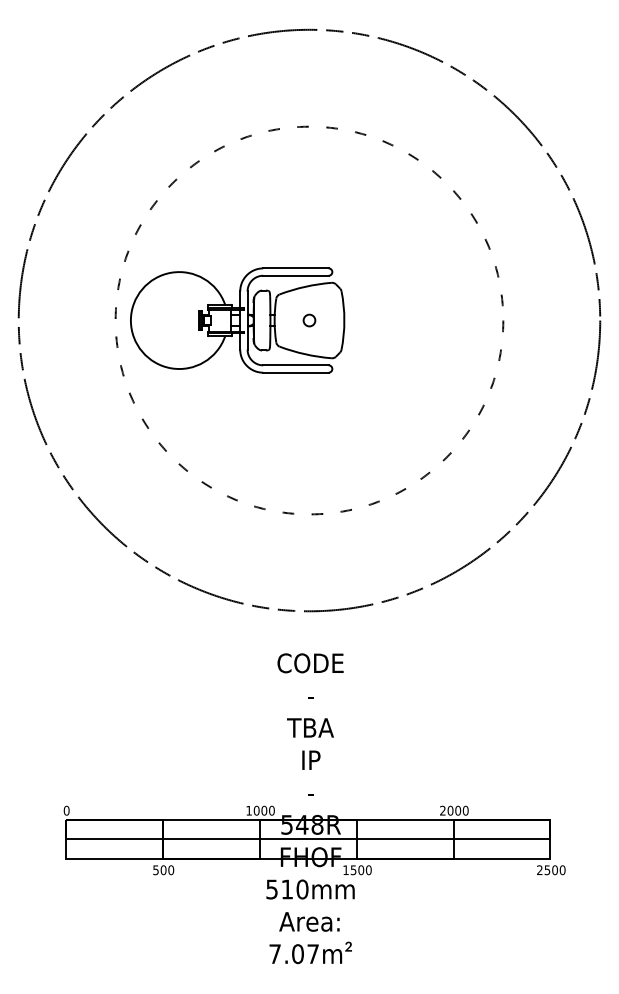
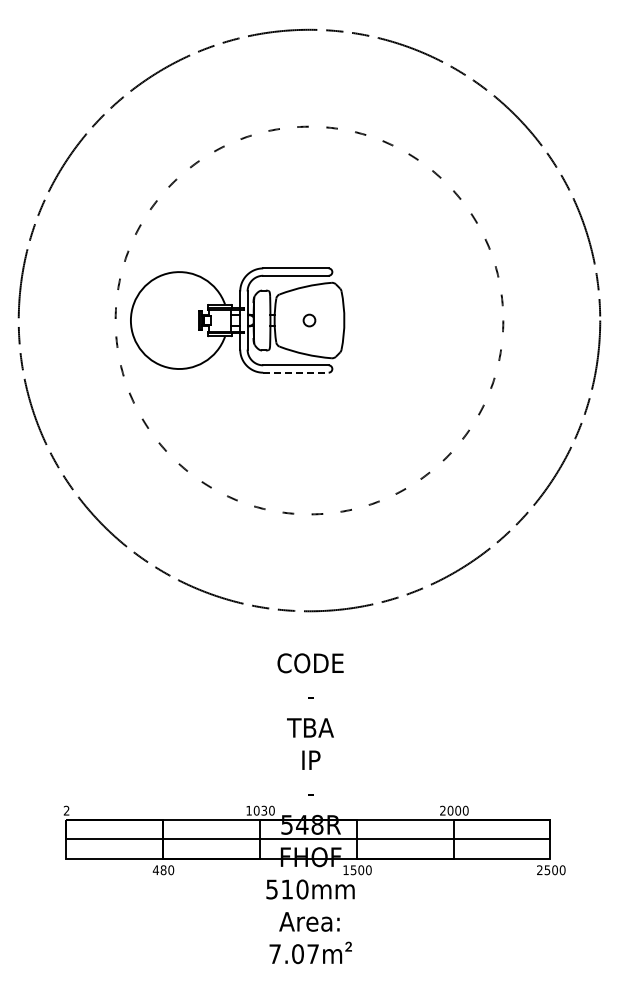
line: solid -> dashed (295, 372)
text: 0 -> 2 (66, 810)
text: 1000 -> 1030 (264, 810)
text: 500 -> 480 (159, 870)
